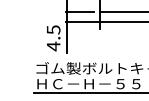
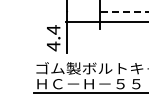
line: present -> none (79, 11)
line: solid -> dashed (124, 11)
text: 4.5 -> 4.4 (53, 29)
